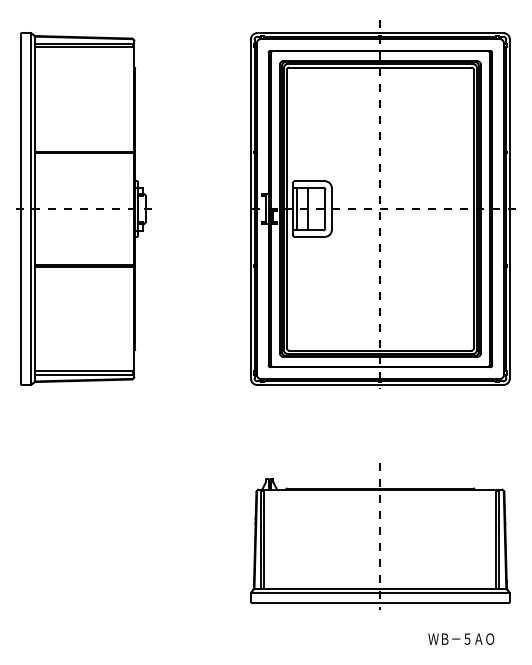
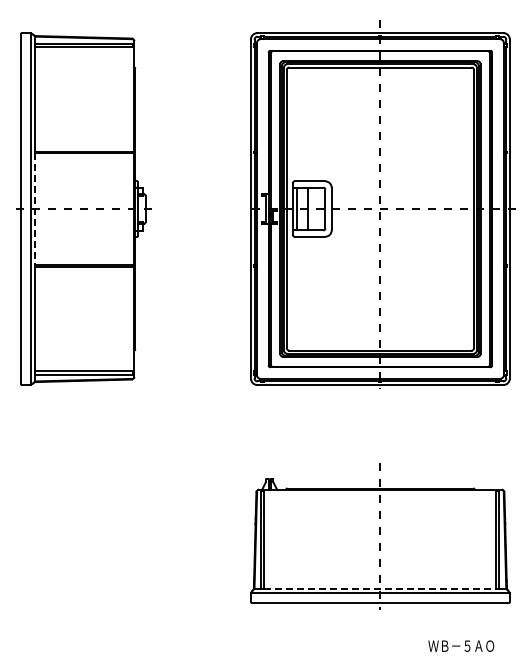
line: solid -> dashed (35, 209)
line: solid -> dashed (380, 588)
text position: (461, 638) -> (461, 645) (461, 645)
